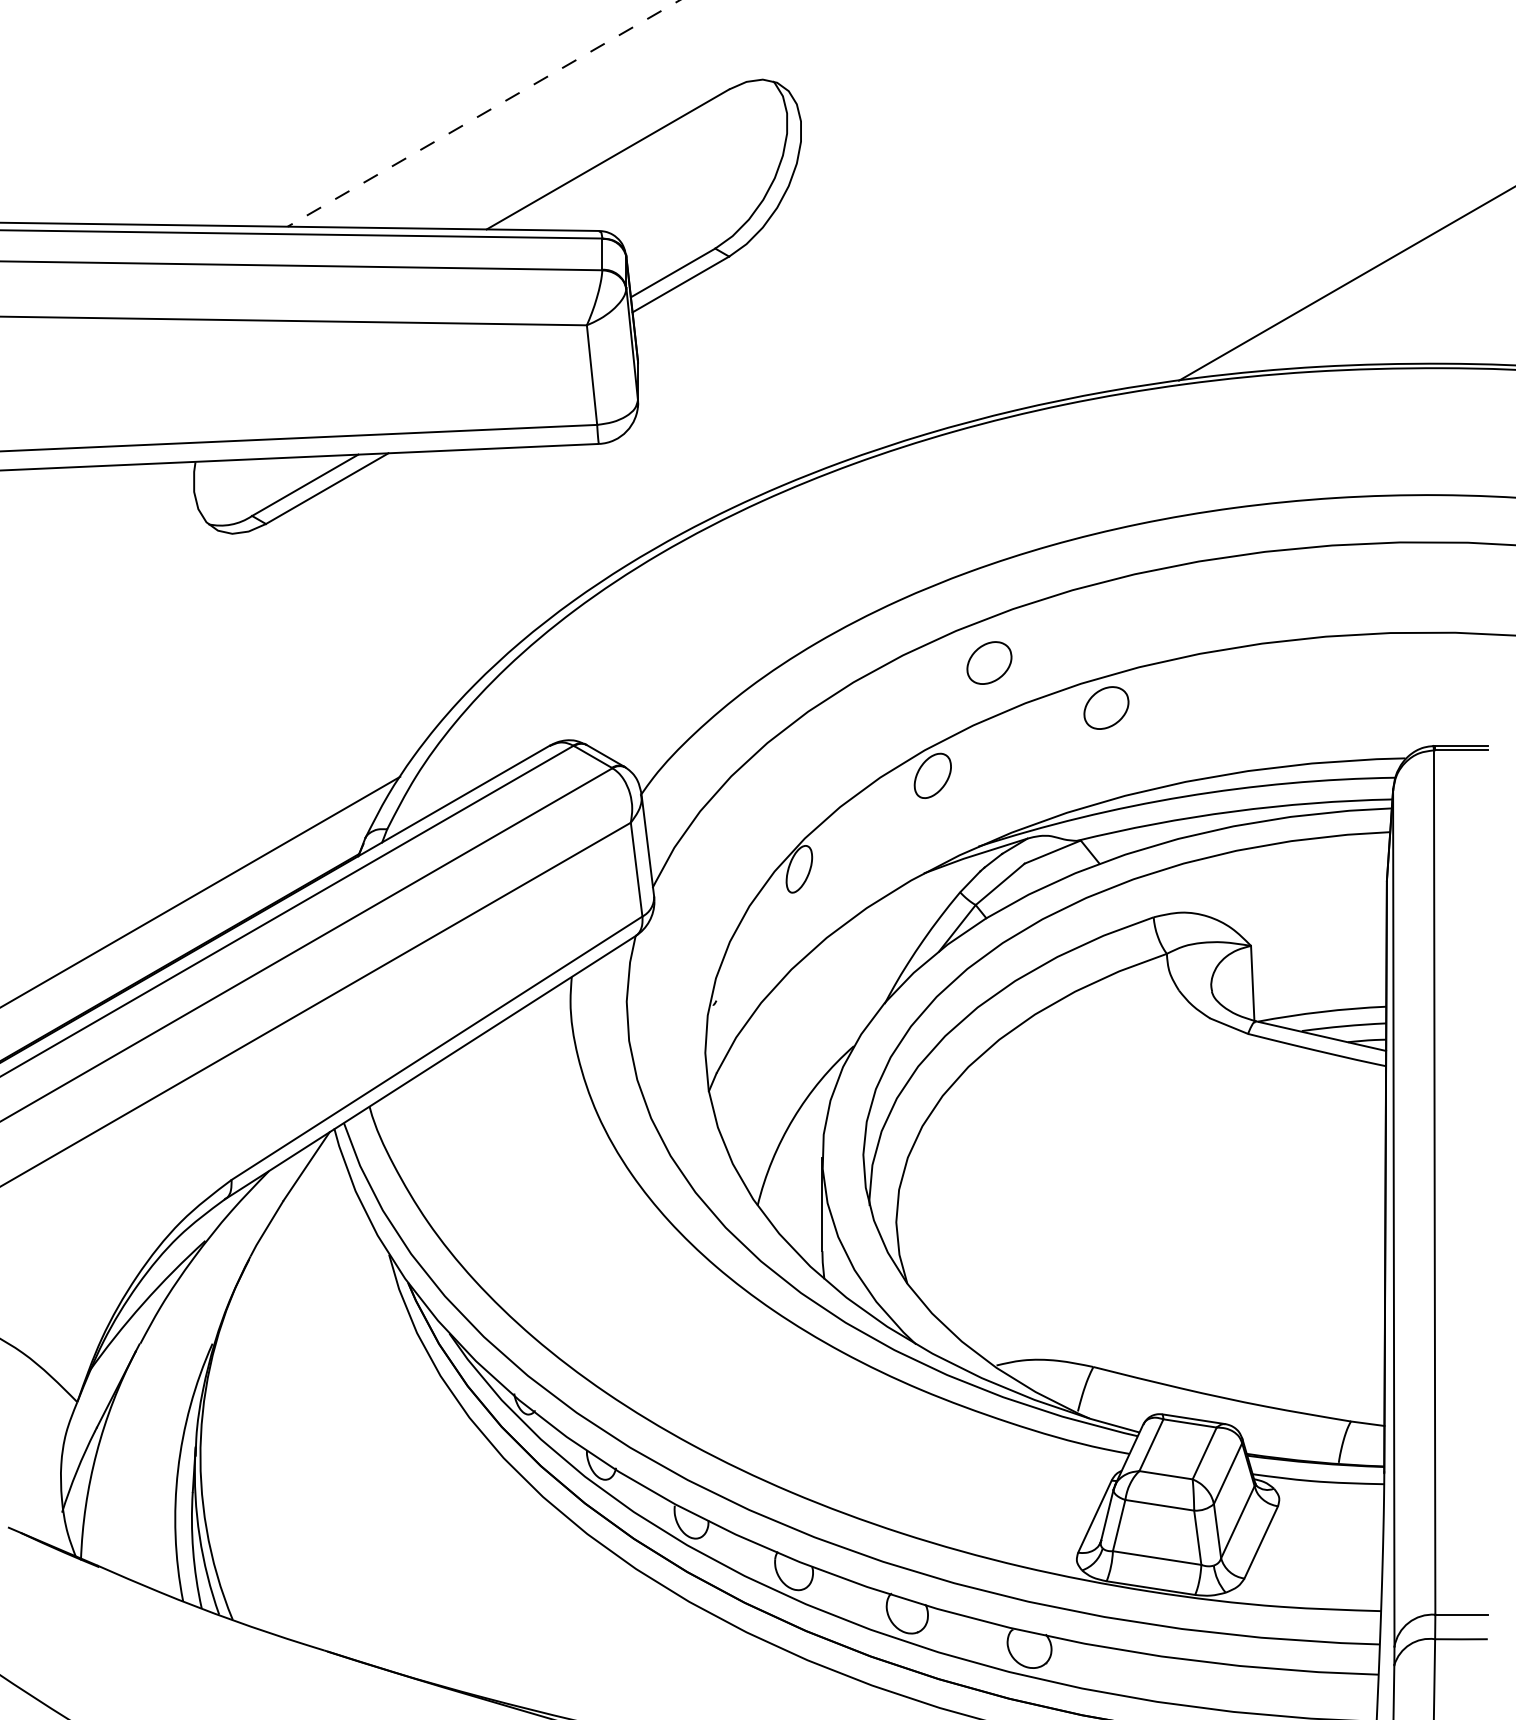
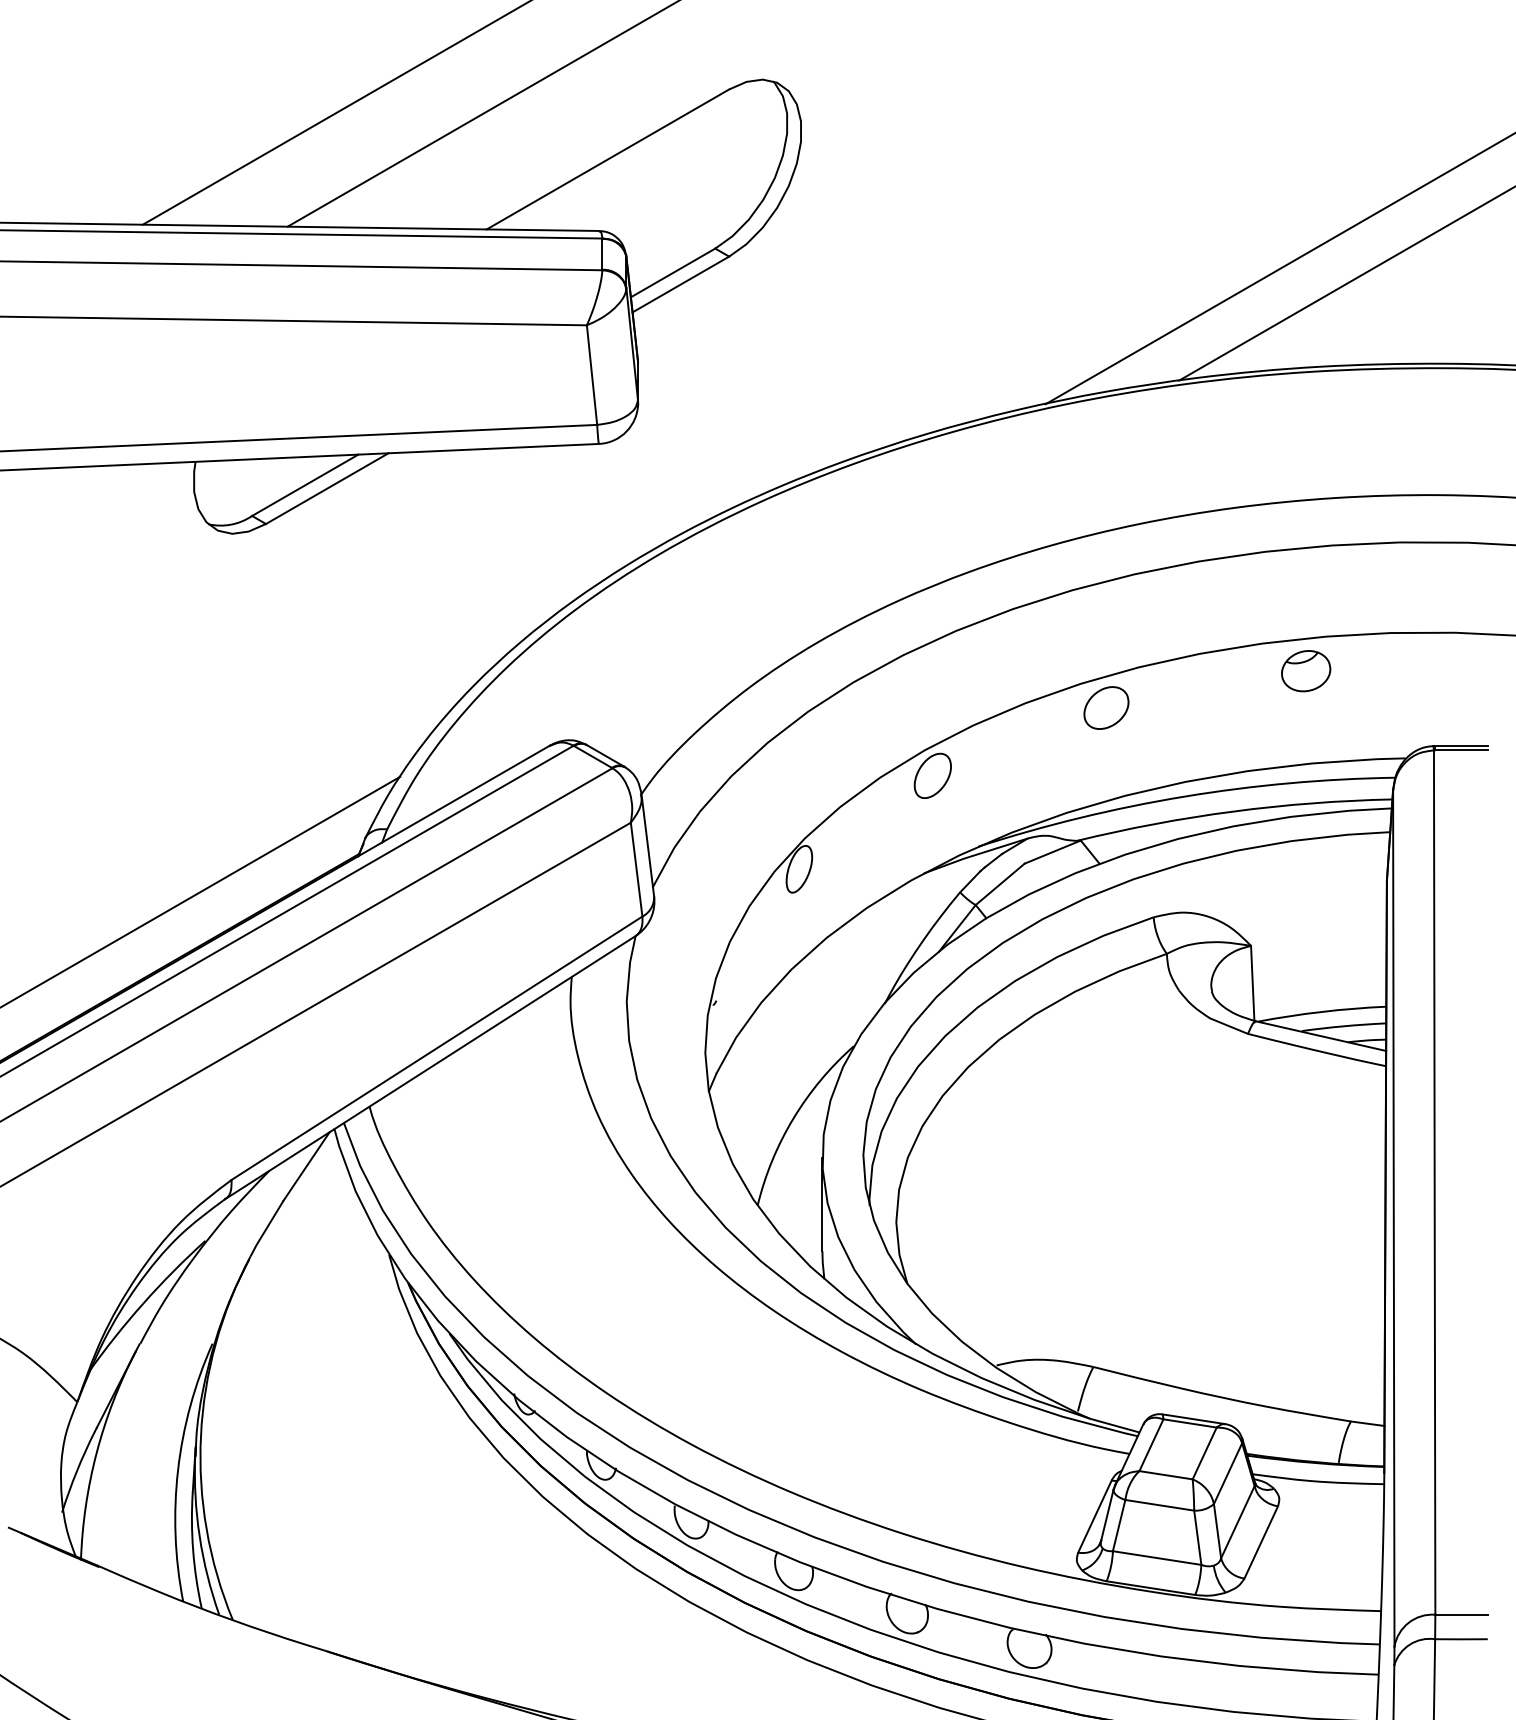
line: none -> present (335, 113)
line: dashed -> solid (483, 113)
line: none -> present (1278, 269)
part: present -> none (989, 662)
part: none -> present (1306, 671)
